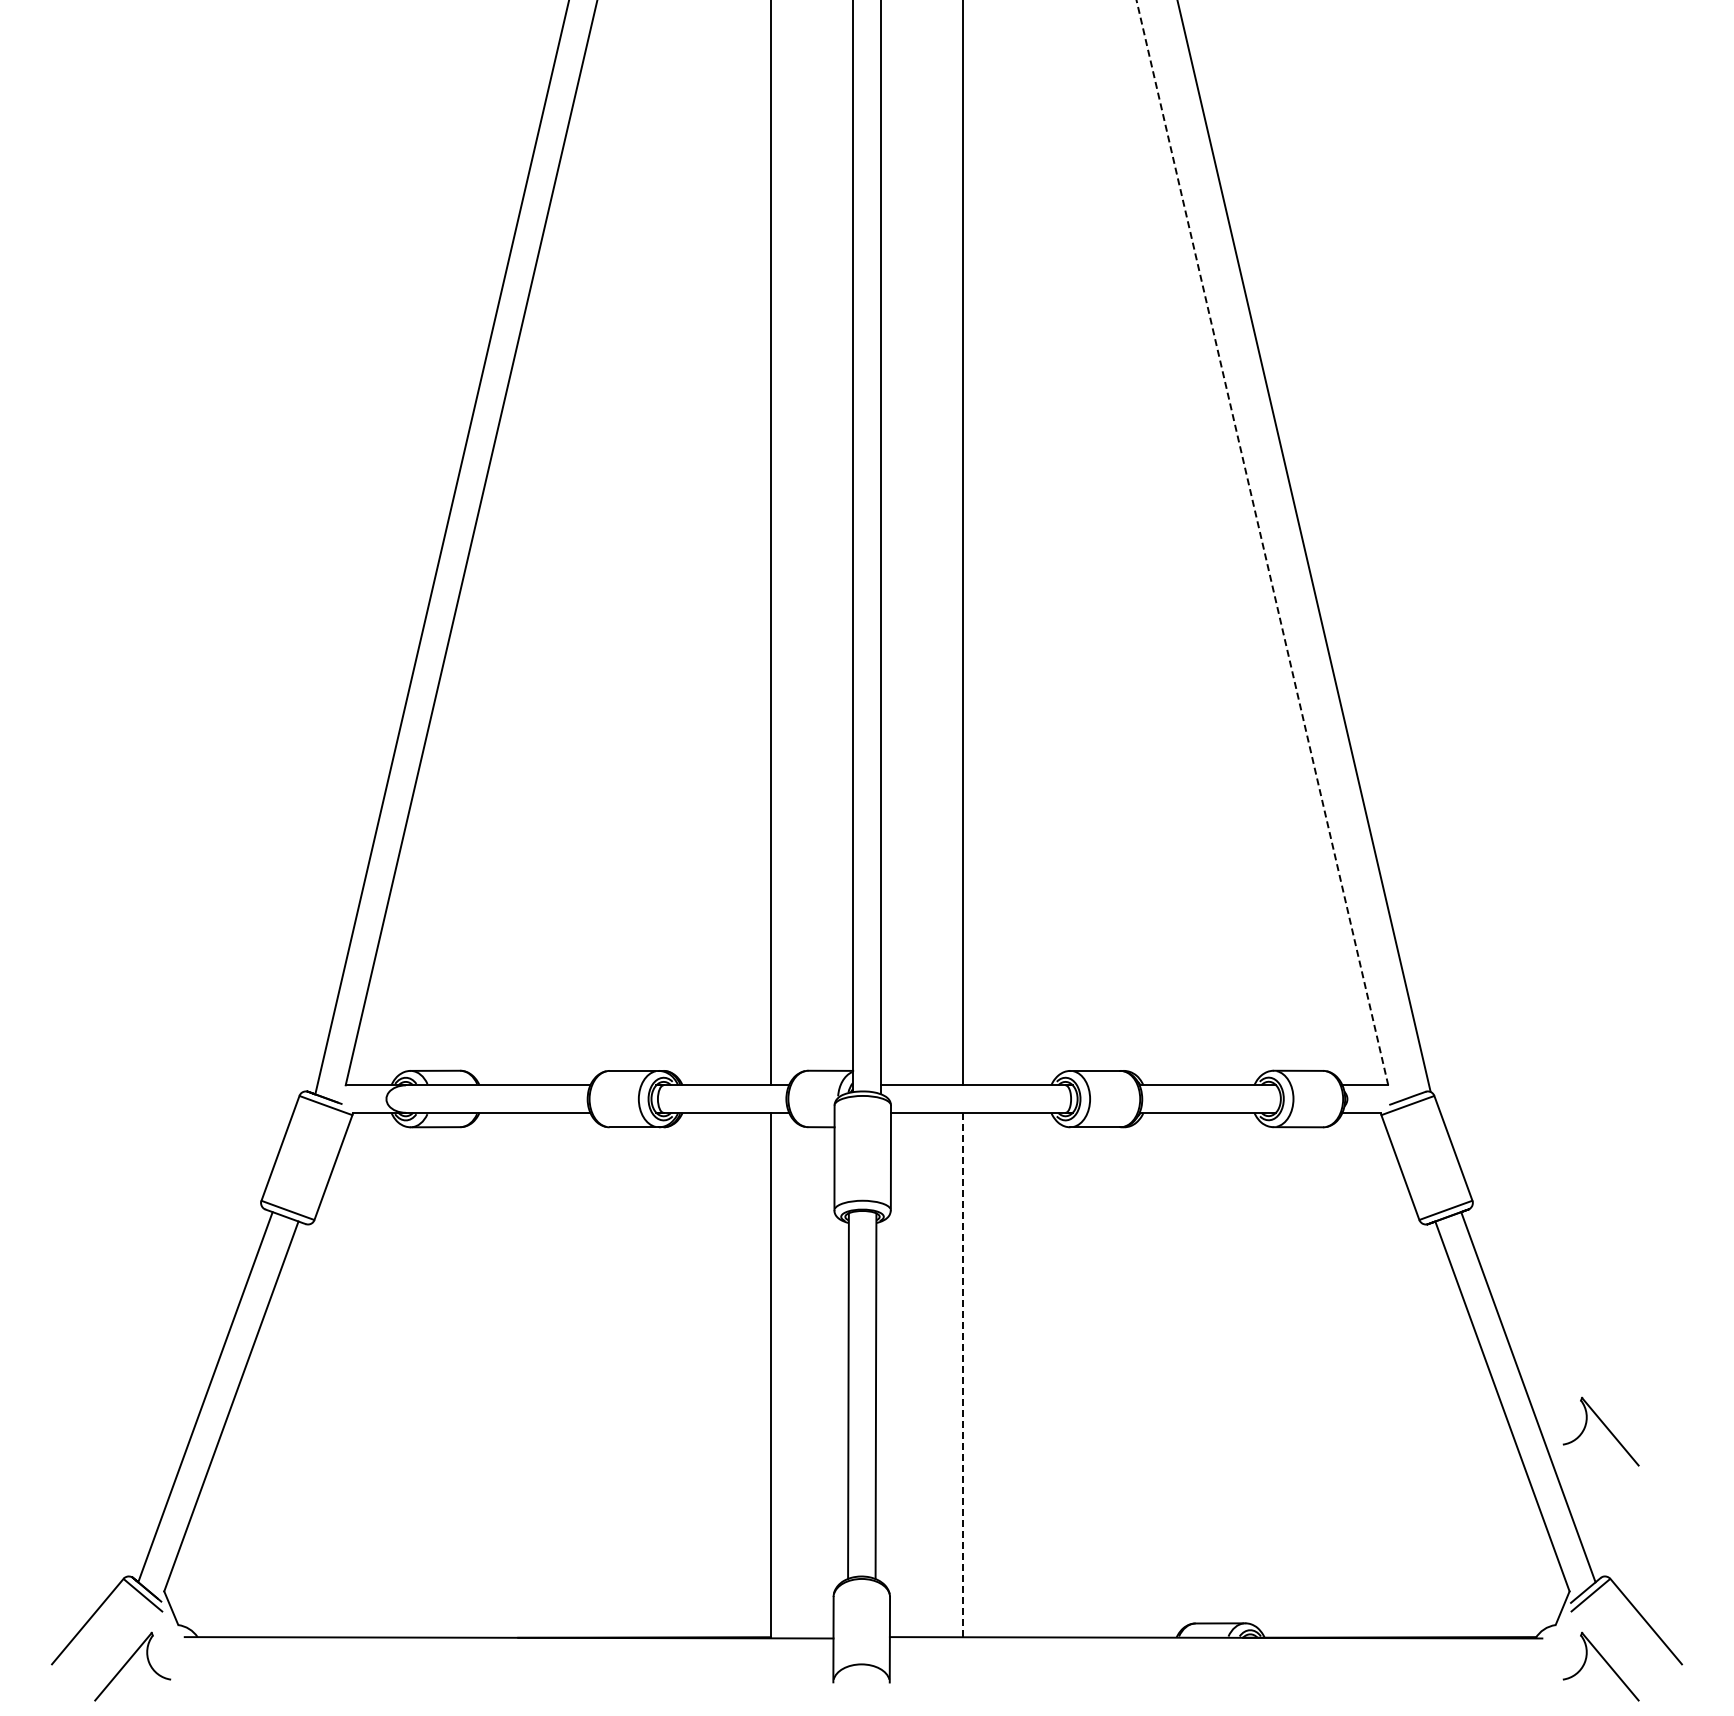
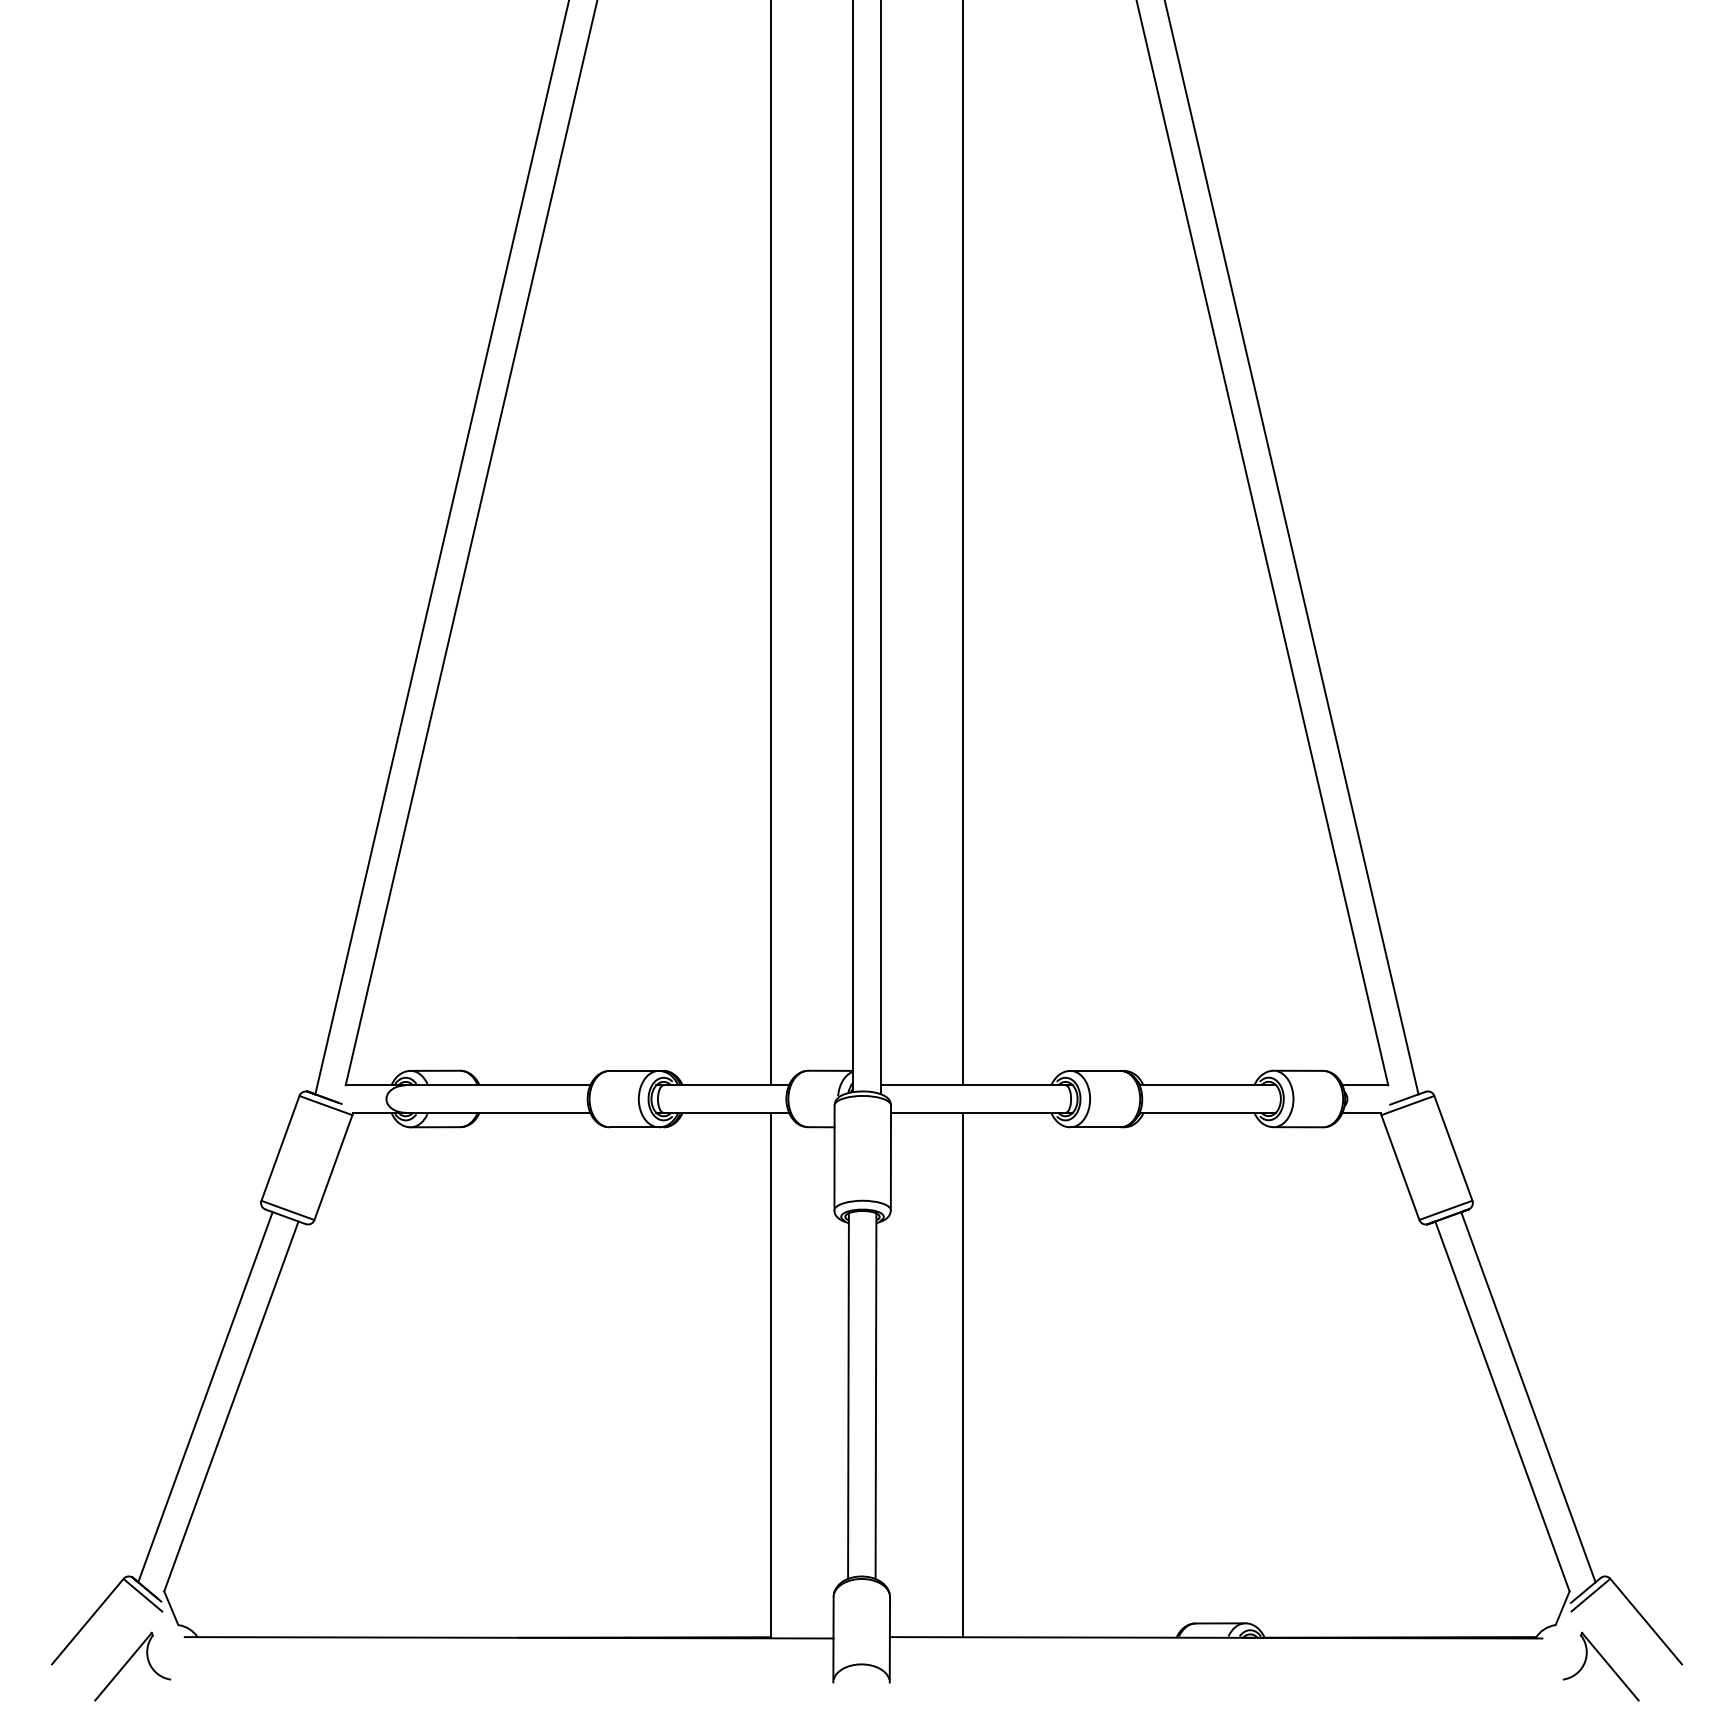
line: dashed -> solid (1262, 542)
line position: (1303, 546) -> (1291, 548) (1291, 548)
line: dashed -> solid (963, 1374)
part: present -> none (1604, 1426)
